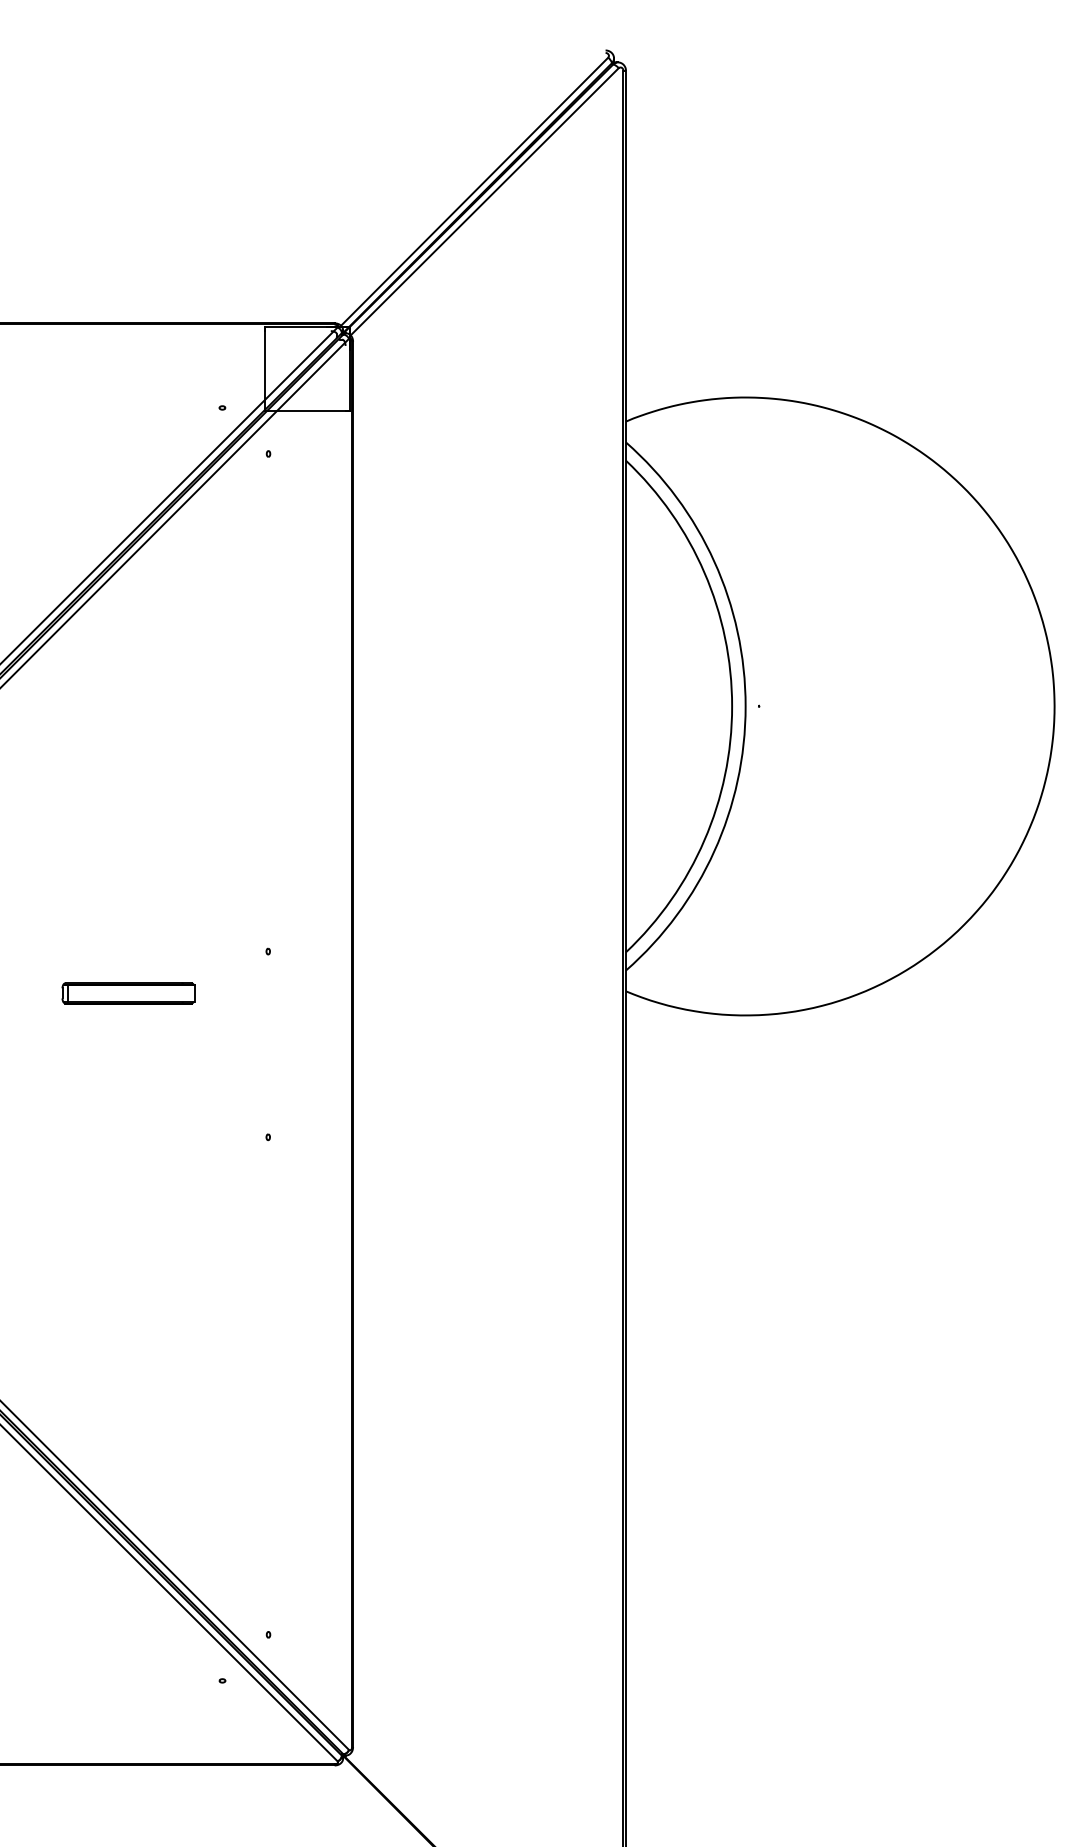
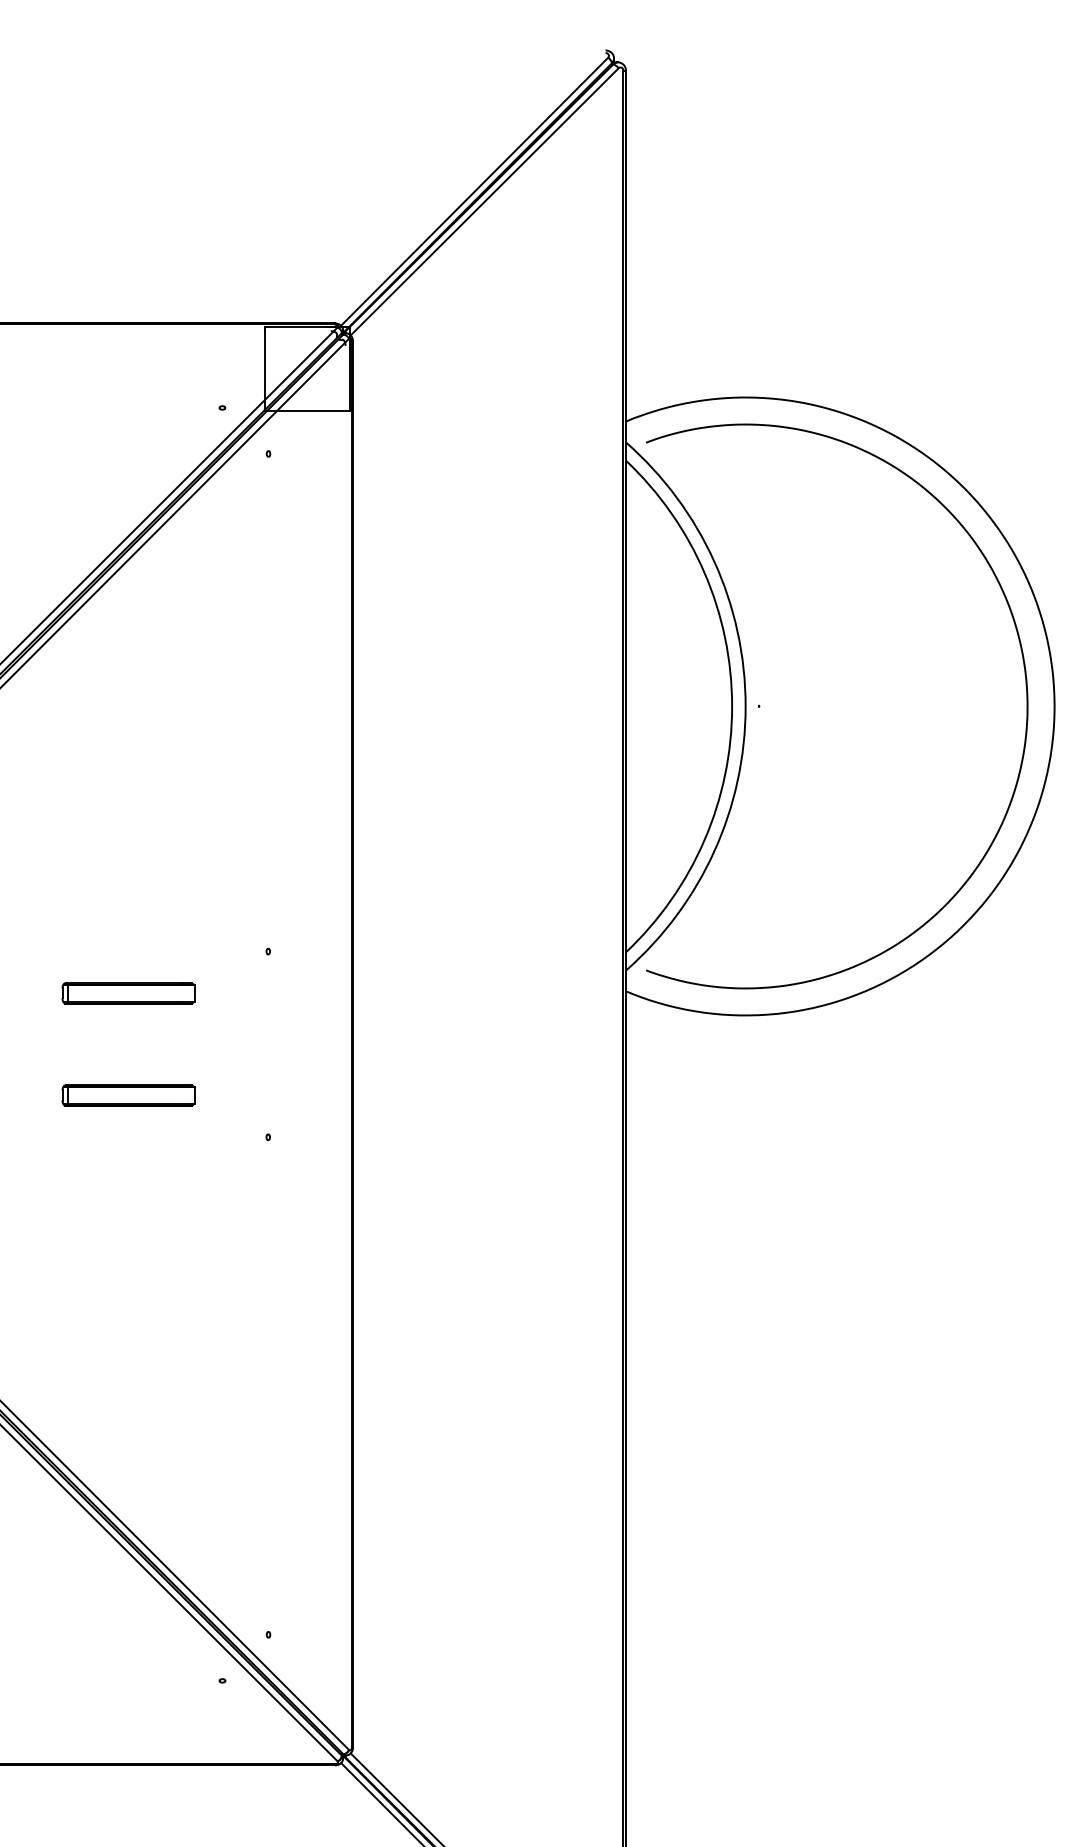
curve: none -> present (1026, 706)
part: none -> present (128, 1095)
line: none -> present (395, 1798)
line: none -> present (381, 1803)
